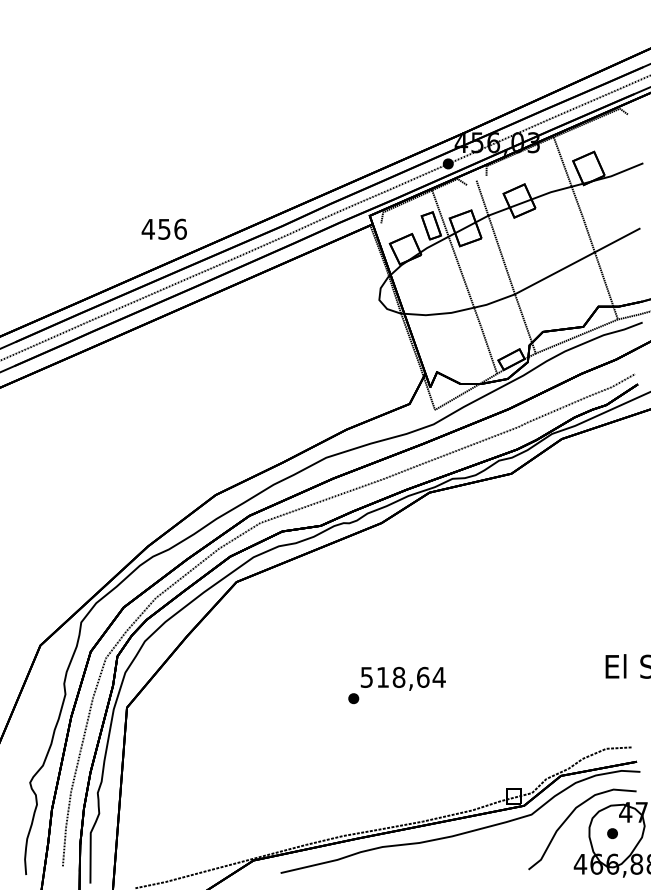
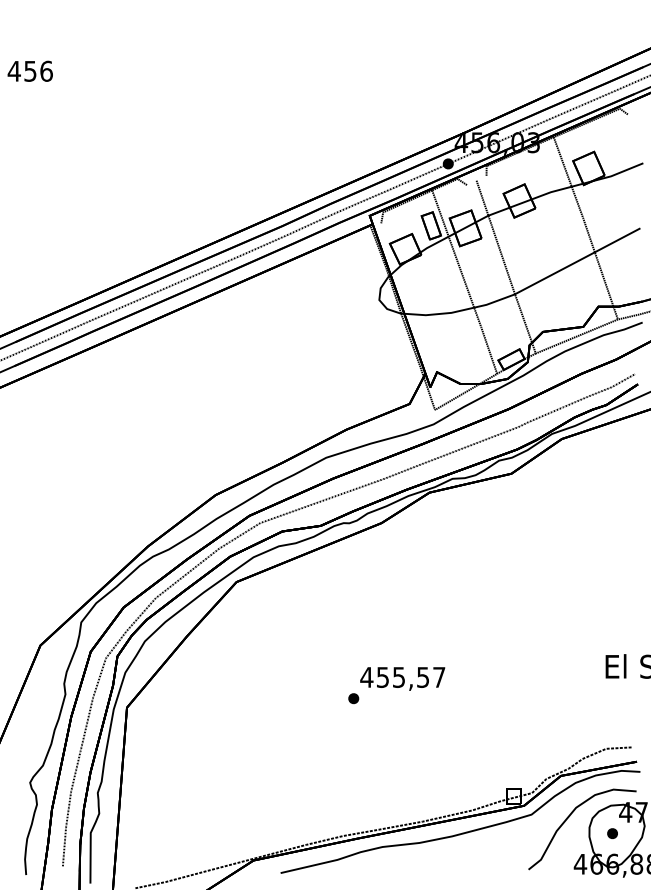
text position: (163, 228) -> (29, 70) (29, 70)
text: 518,64 -> 455,57 (402, 676)
